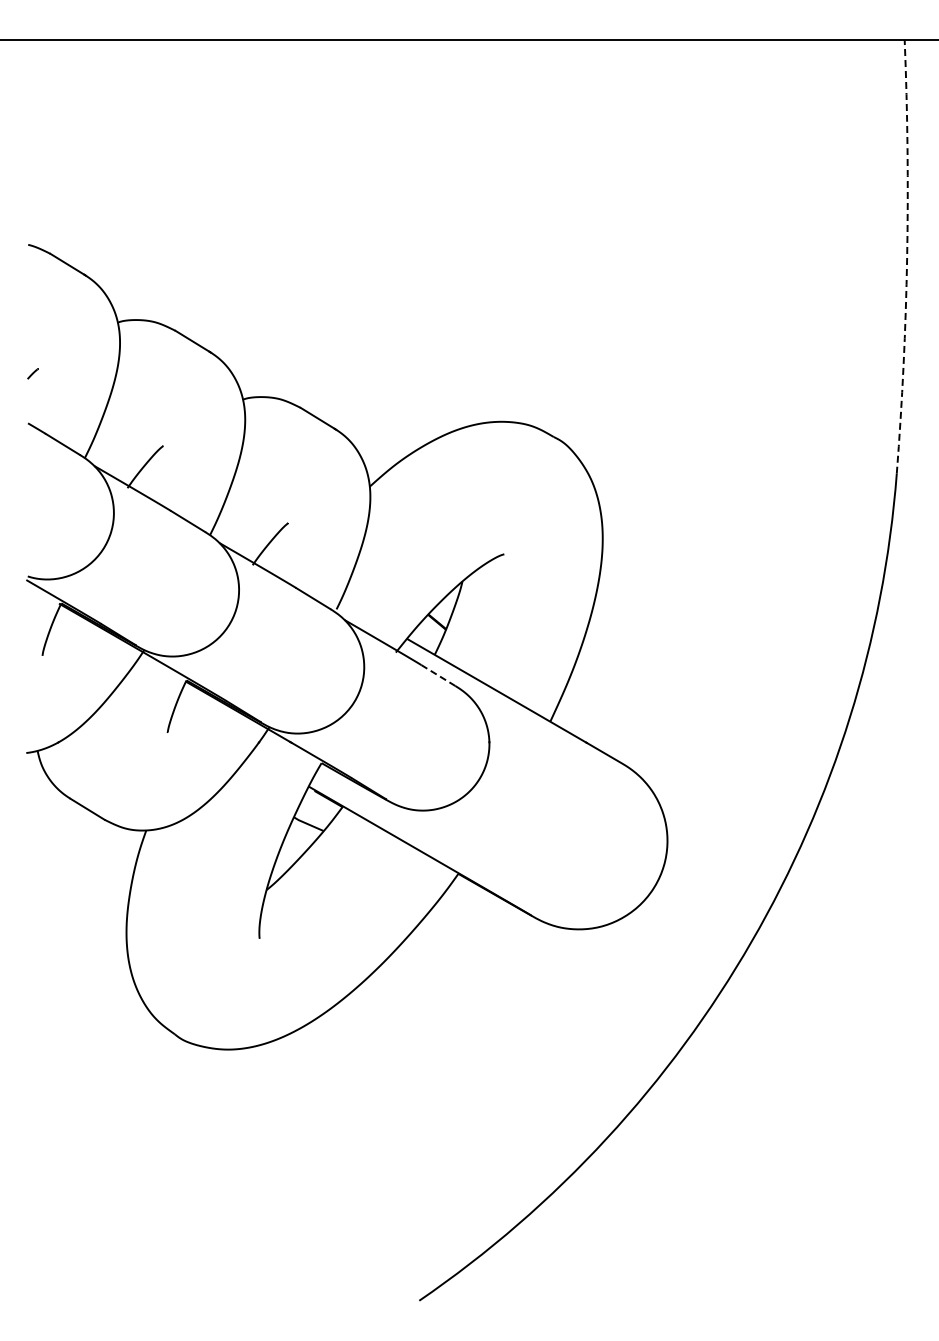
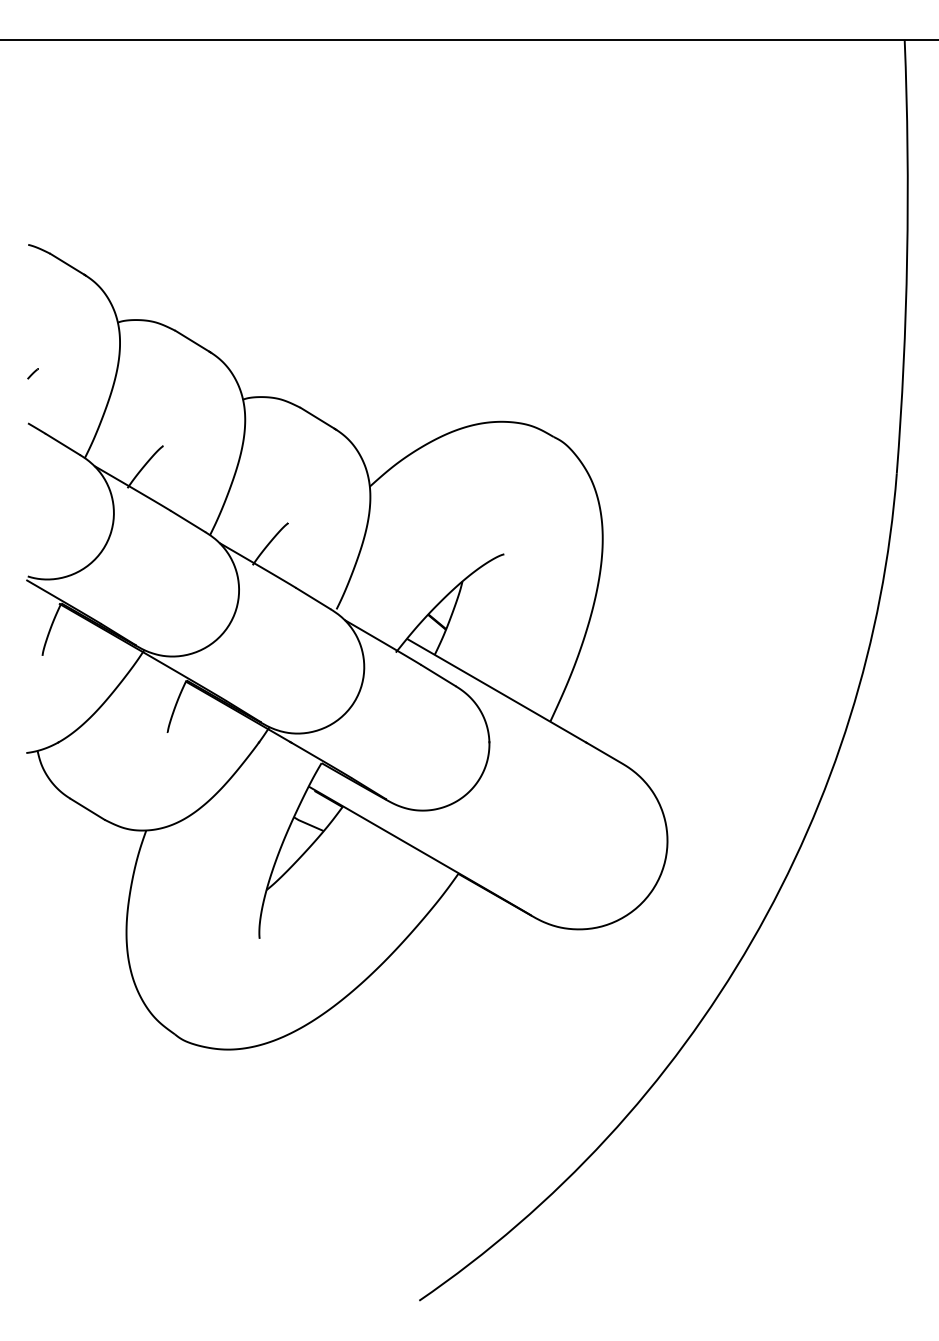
arc: dashed -> solid (907, 257)
line: dashed -> solid (438, 675)
